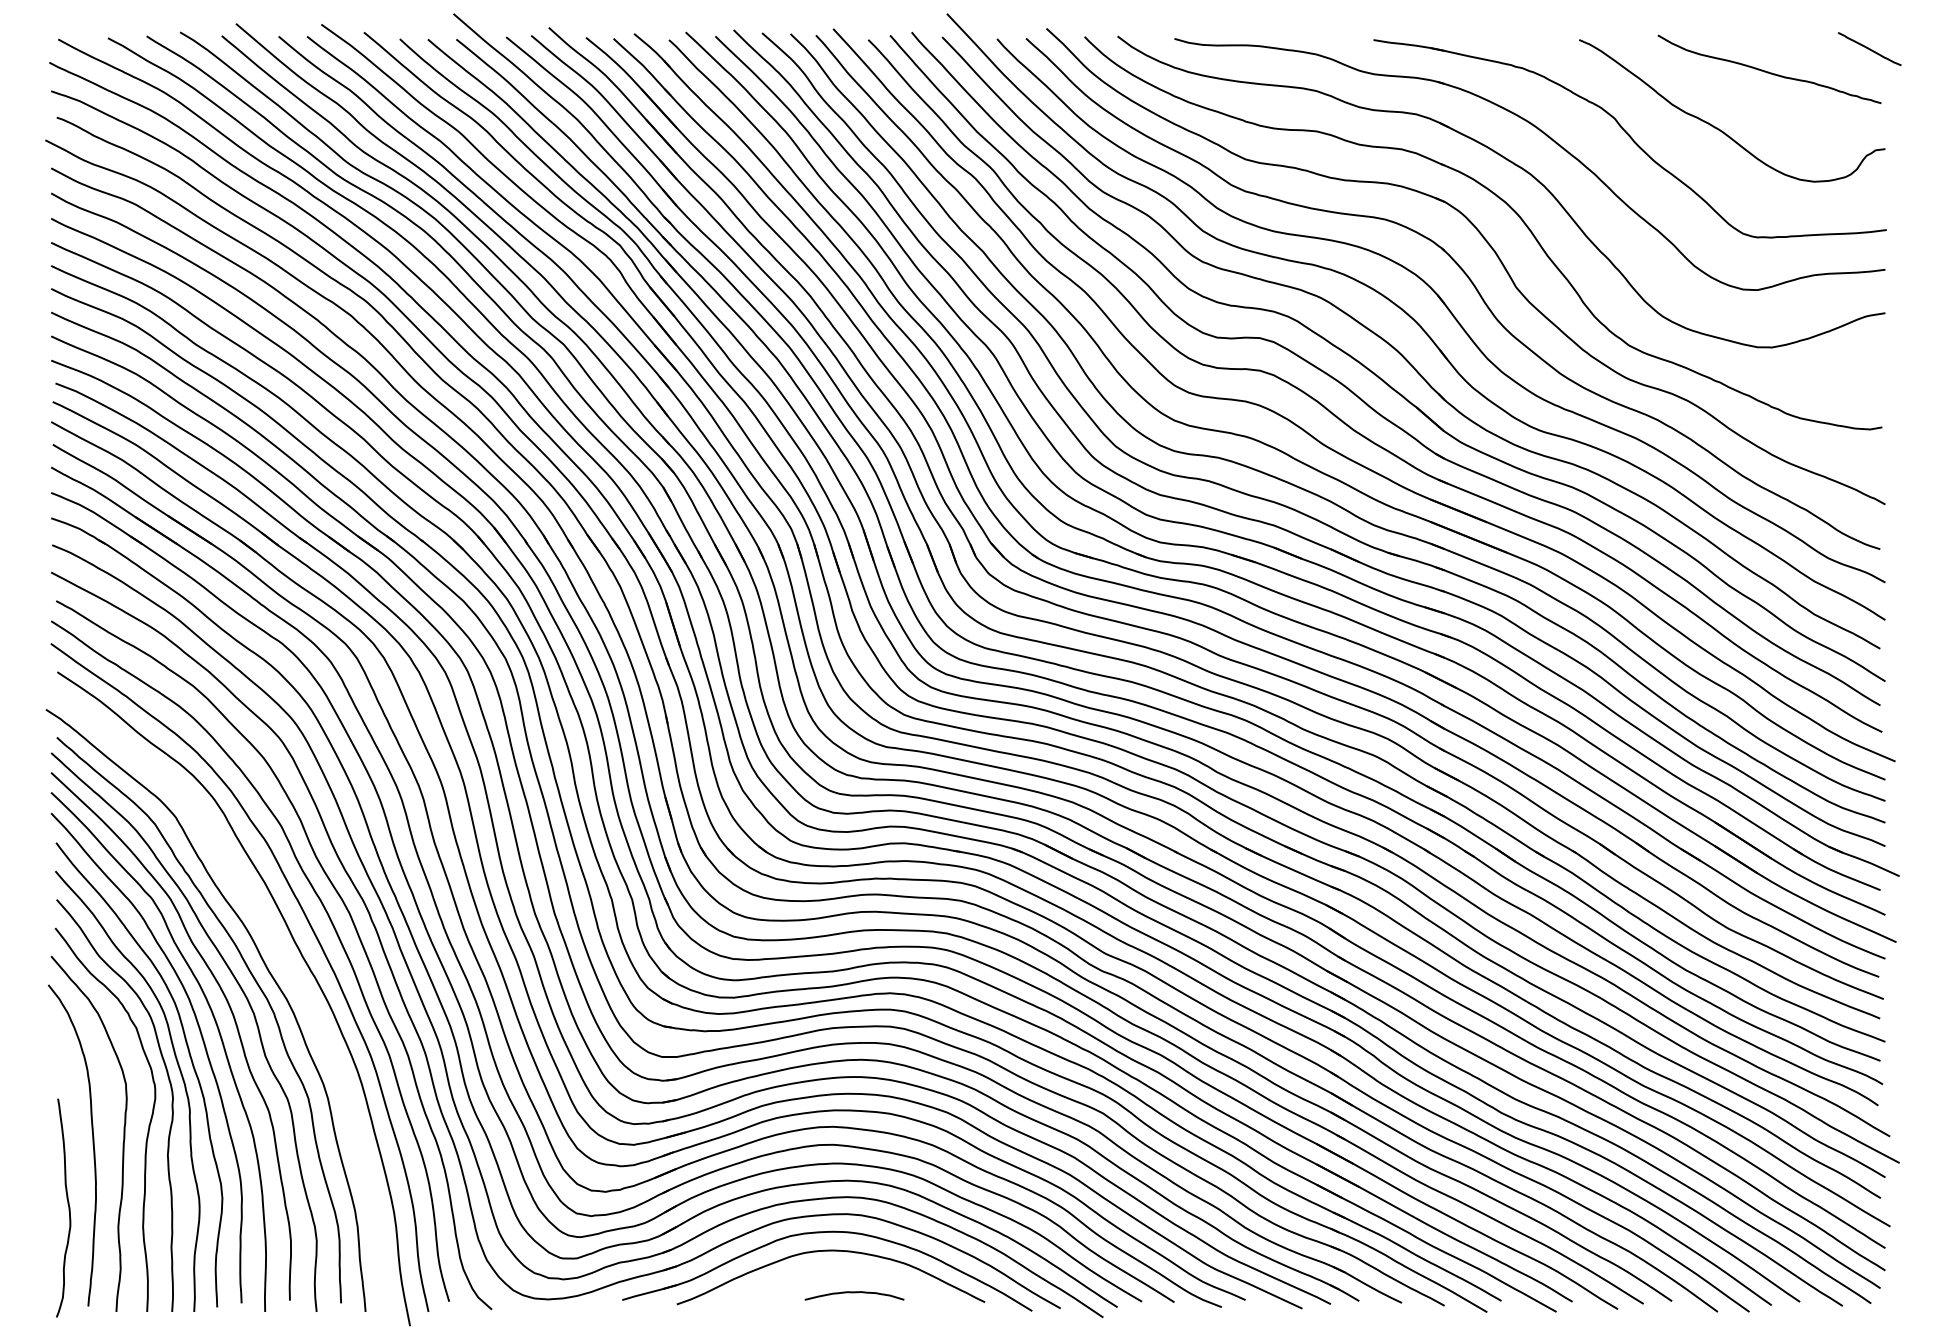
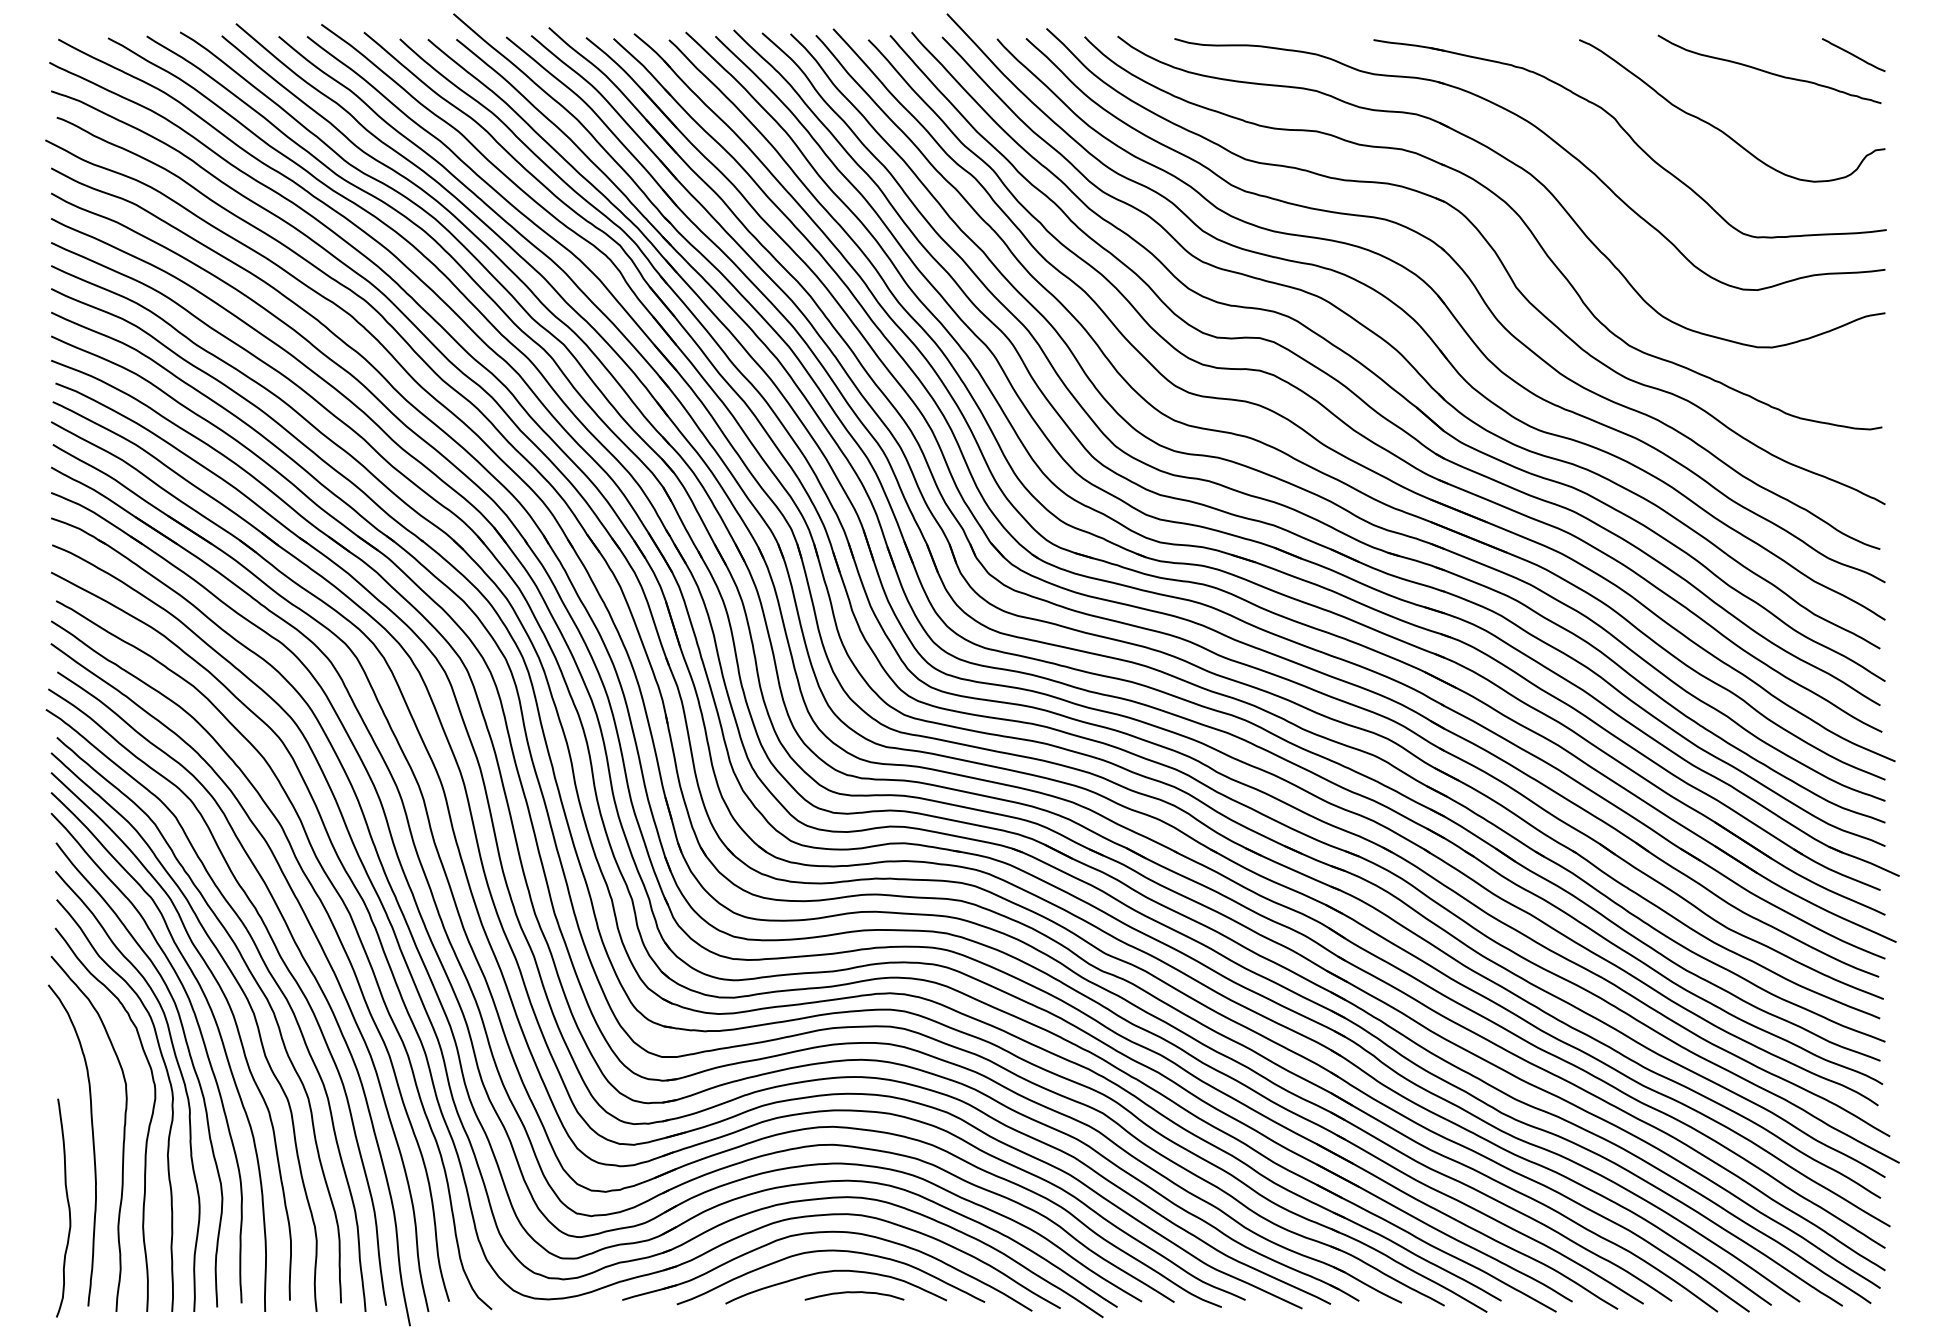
line position: (1869, 48) -> (1853, 54) (1853, 54)
curve: none -> present (279, 957)
curve: none -> present (831, 1272)
